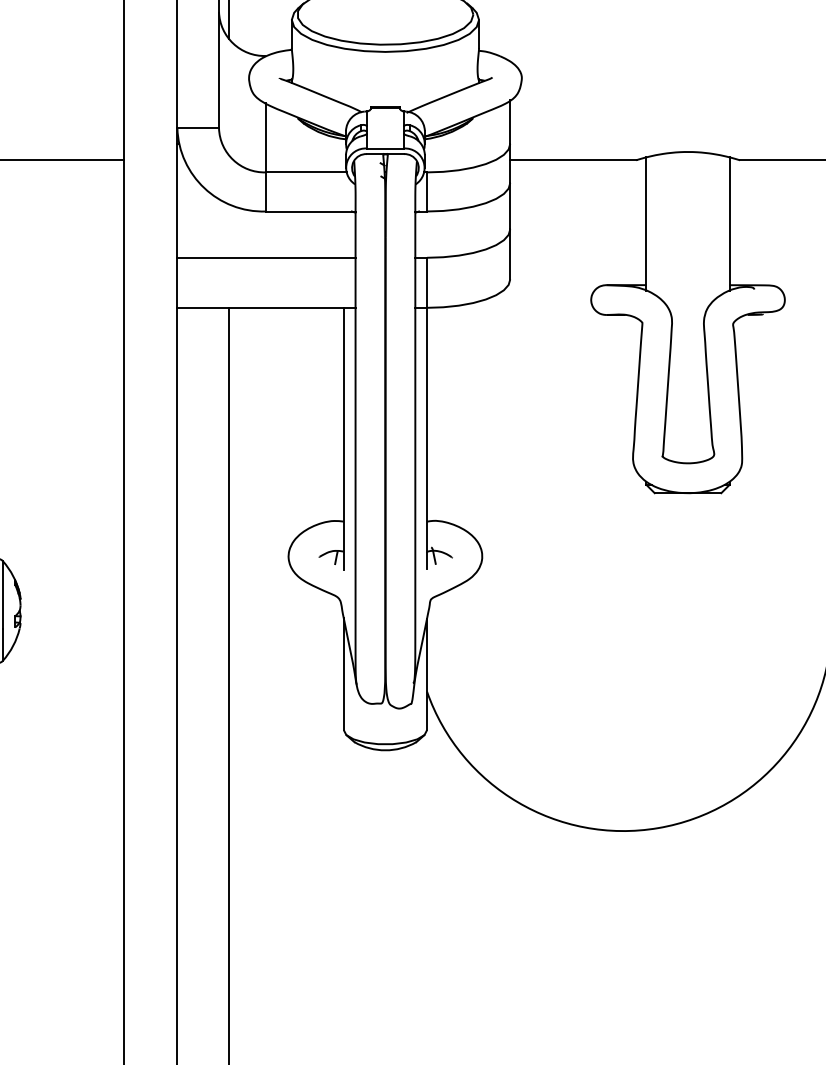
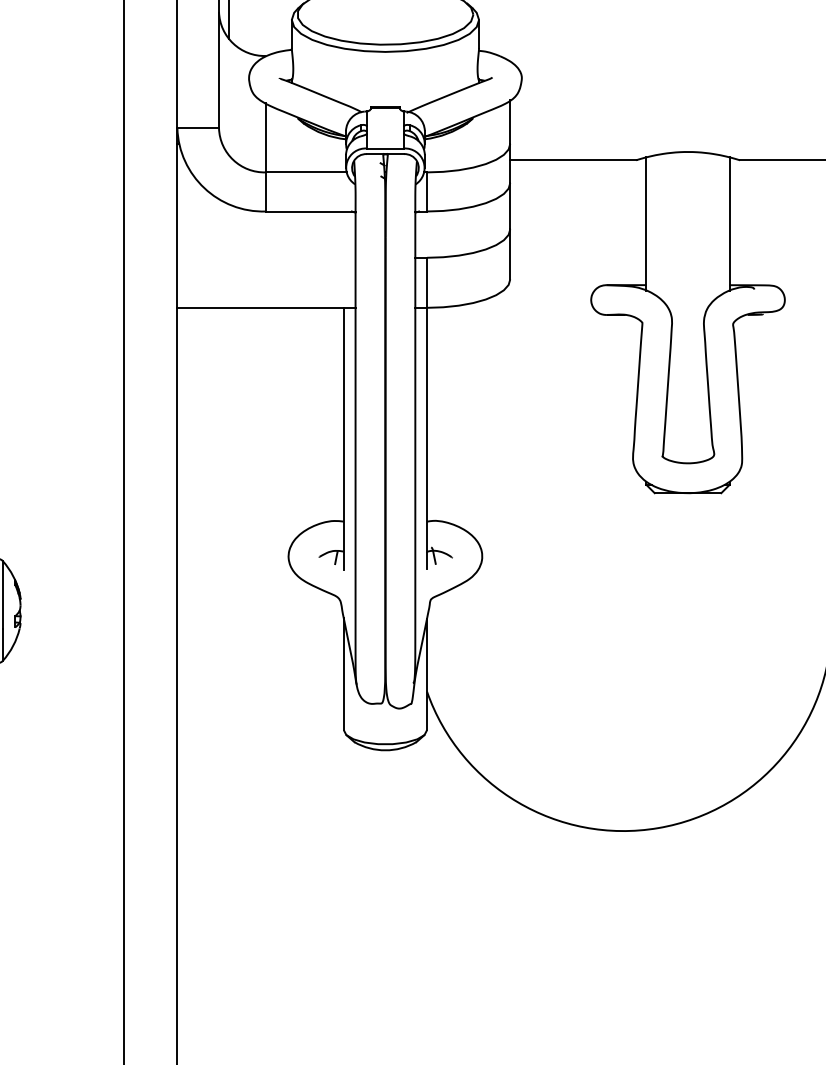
line: present -> none (63, 160)
line: present -> none (266, 257)
line: present -> none (229, 684)
